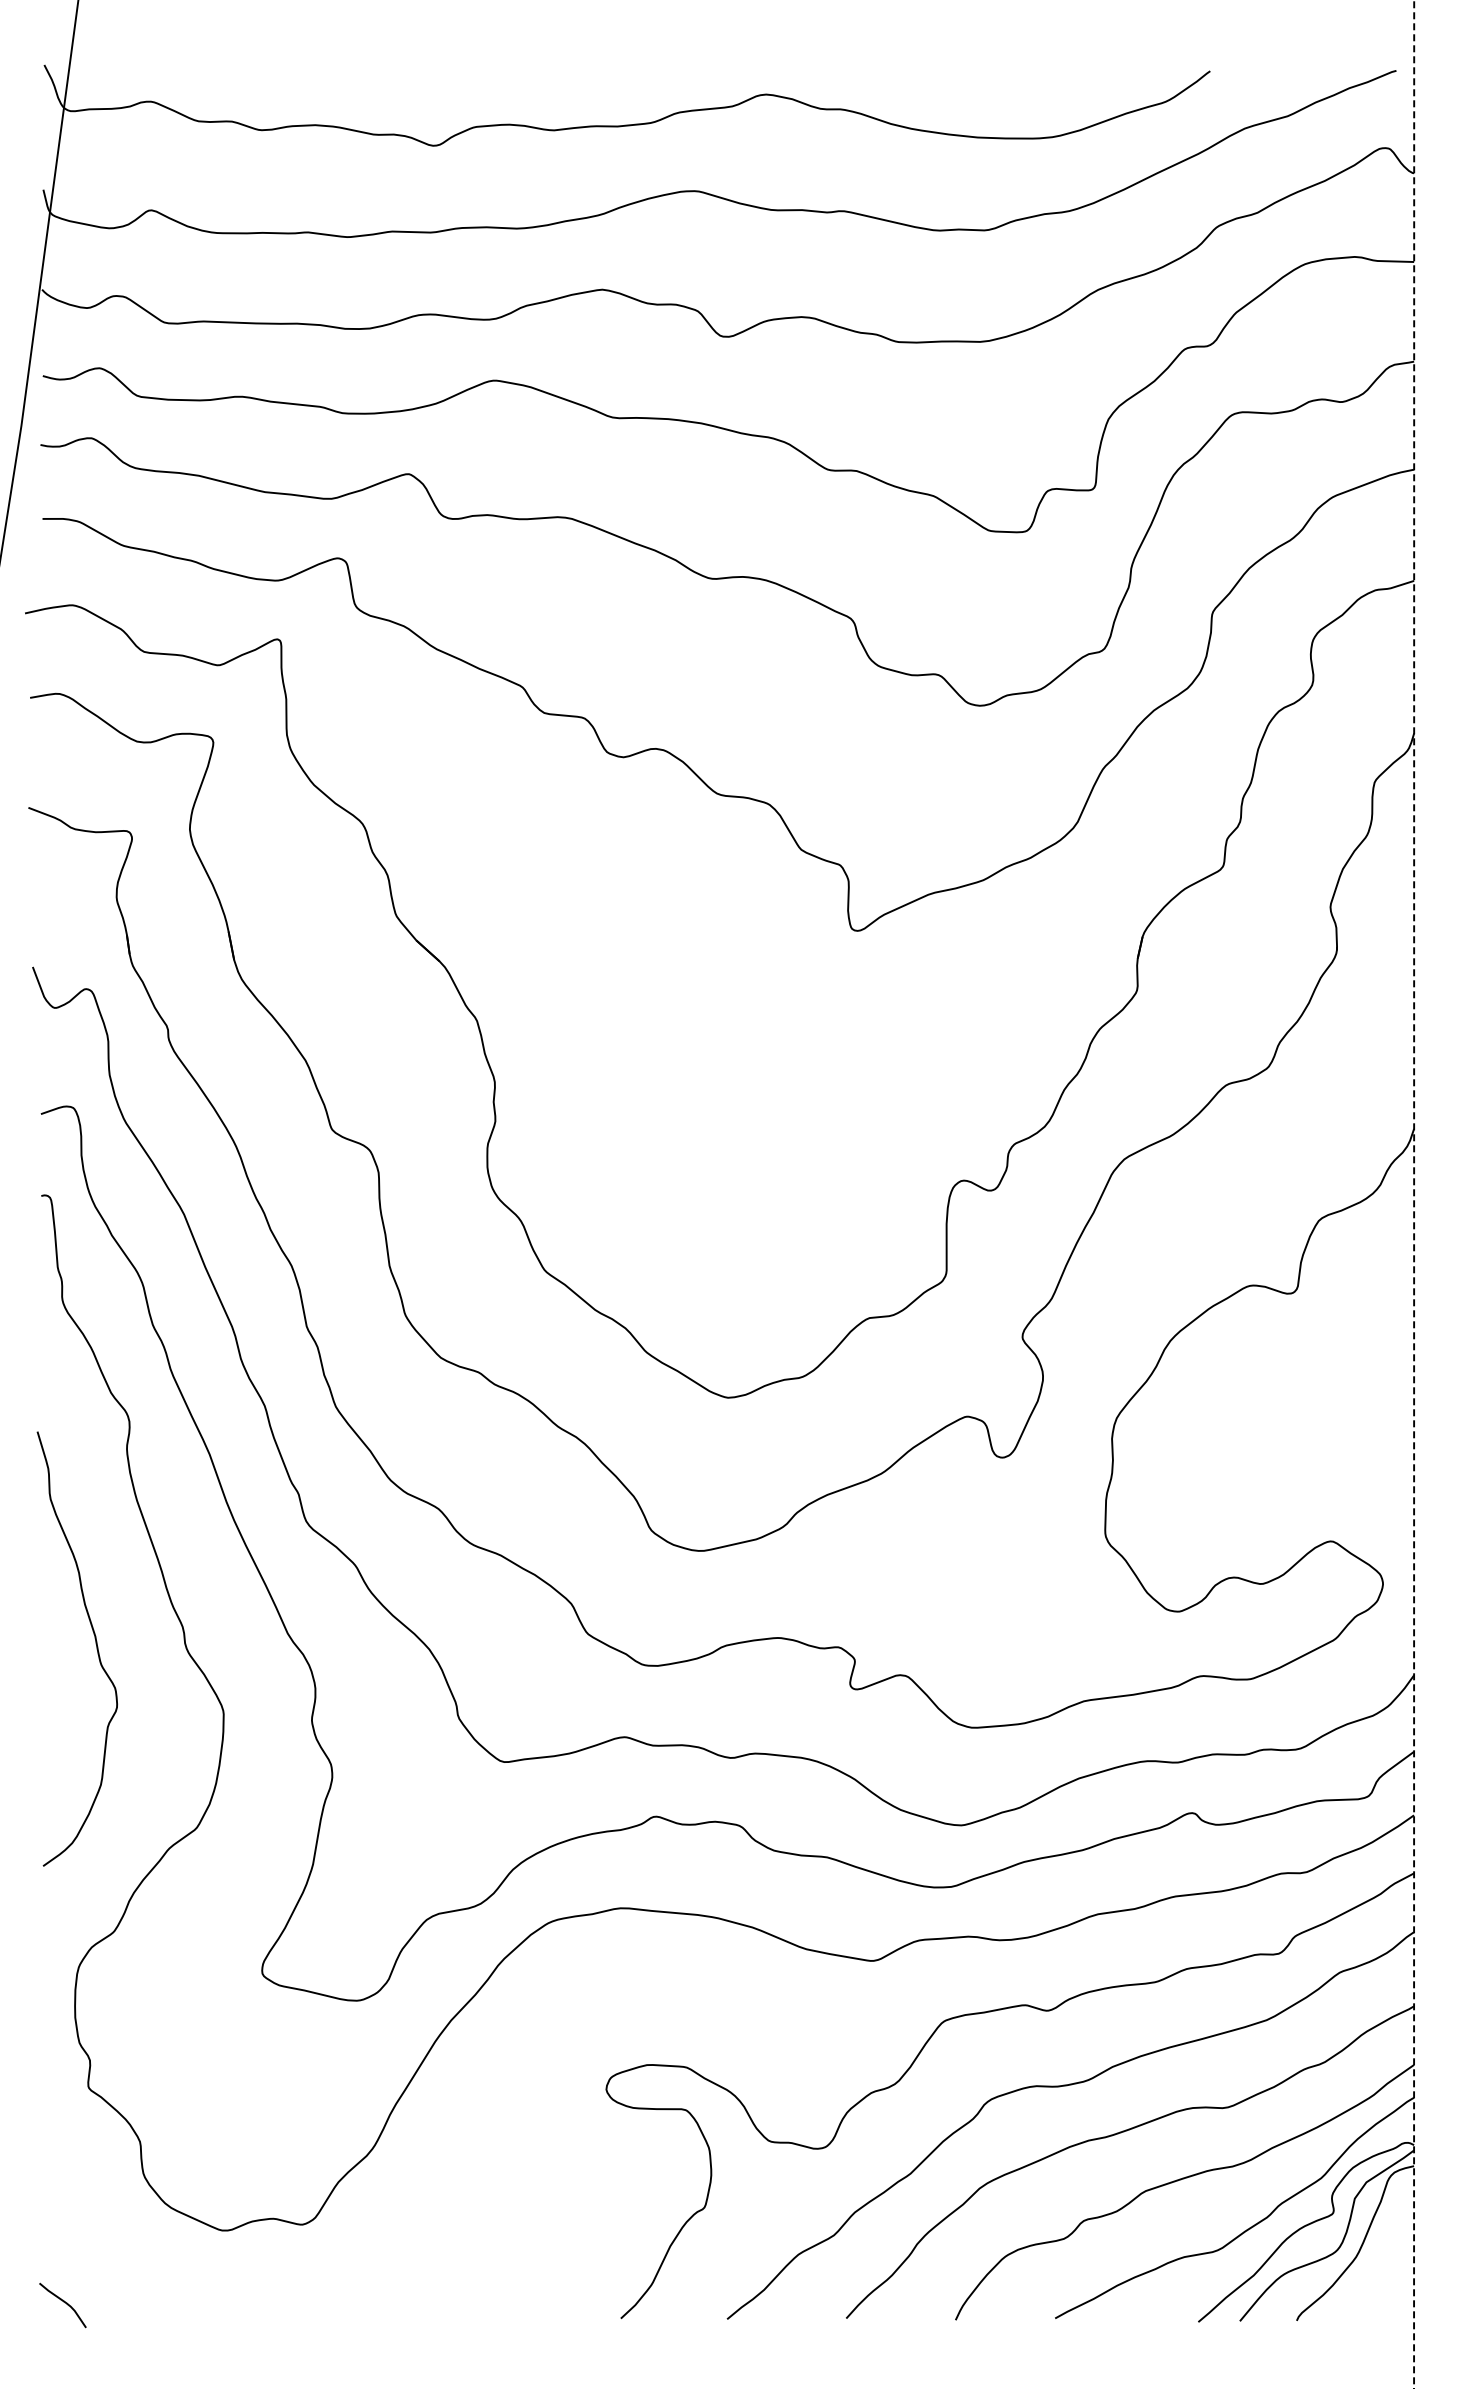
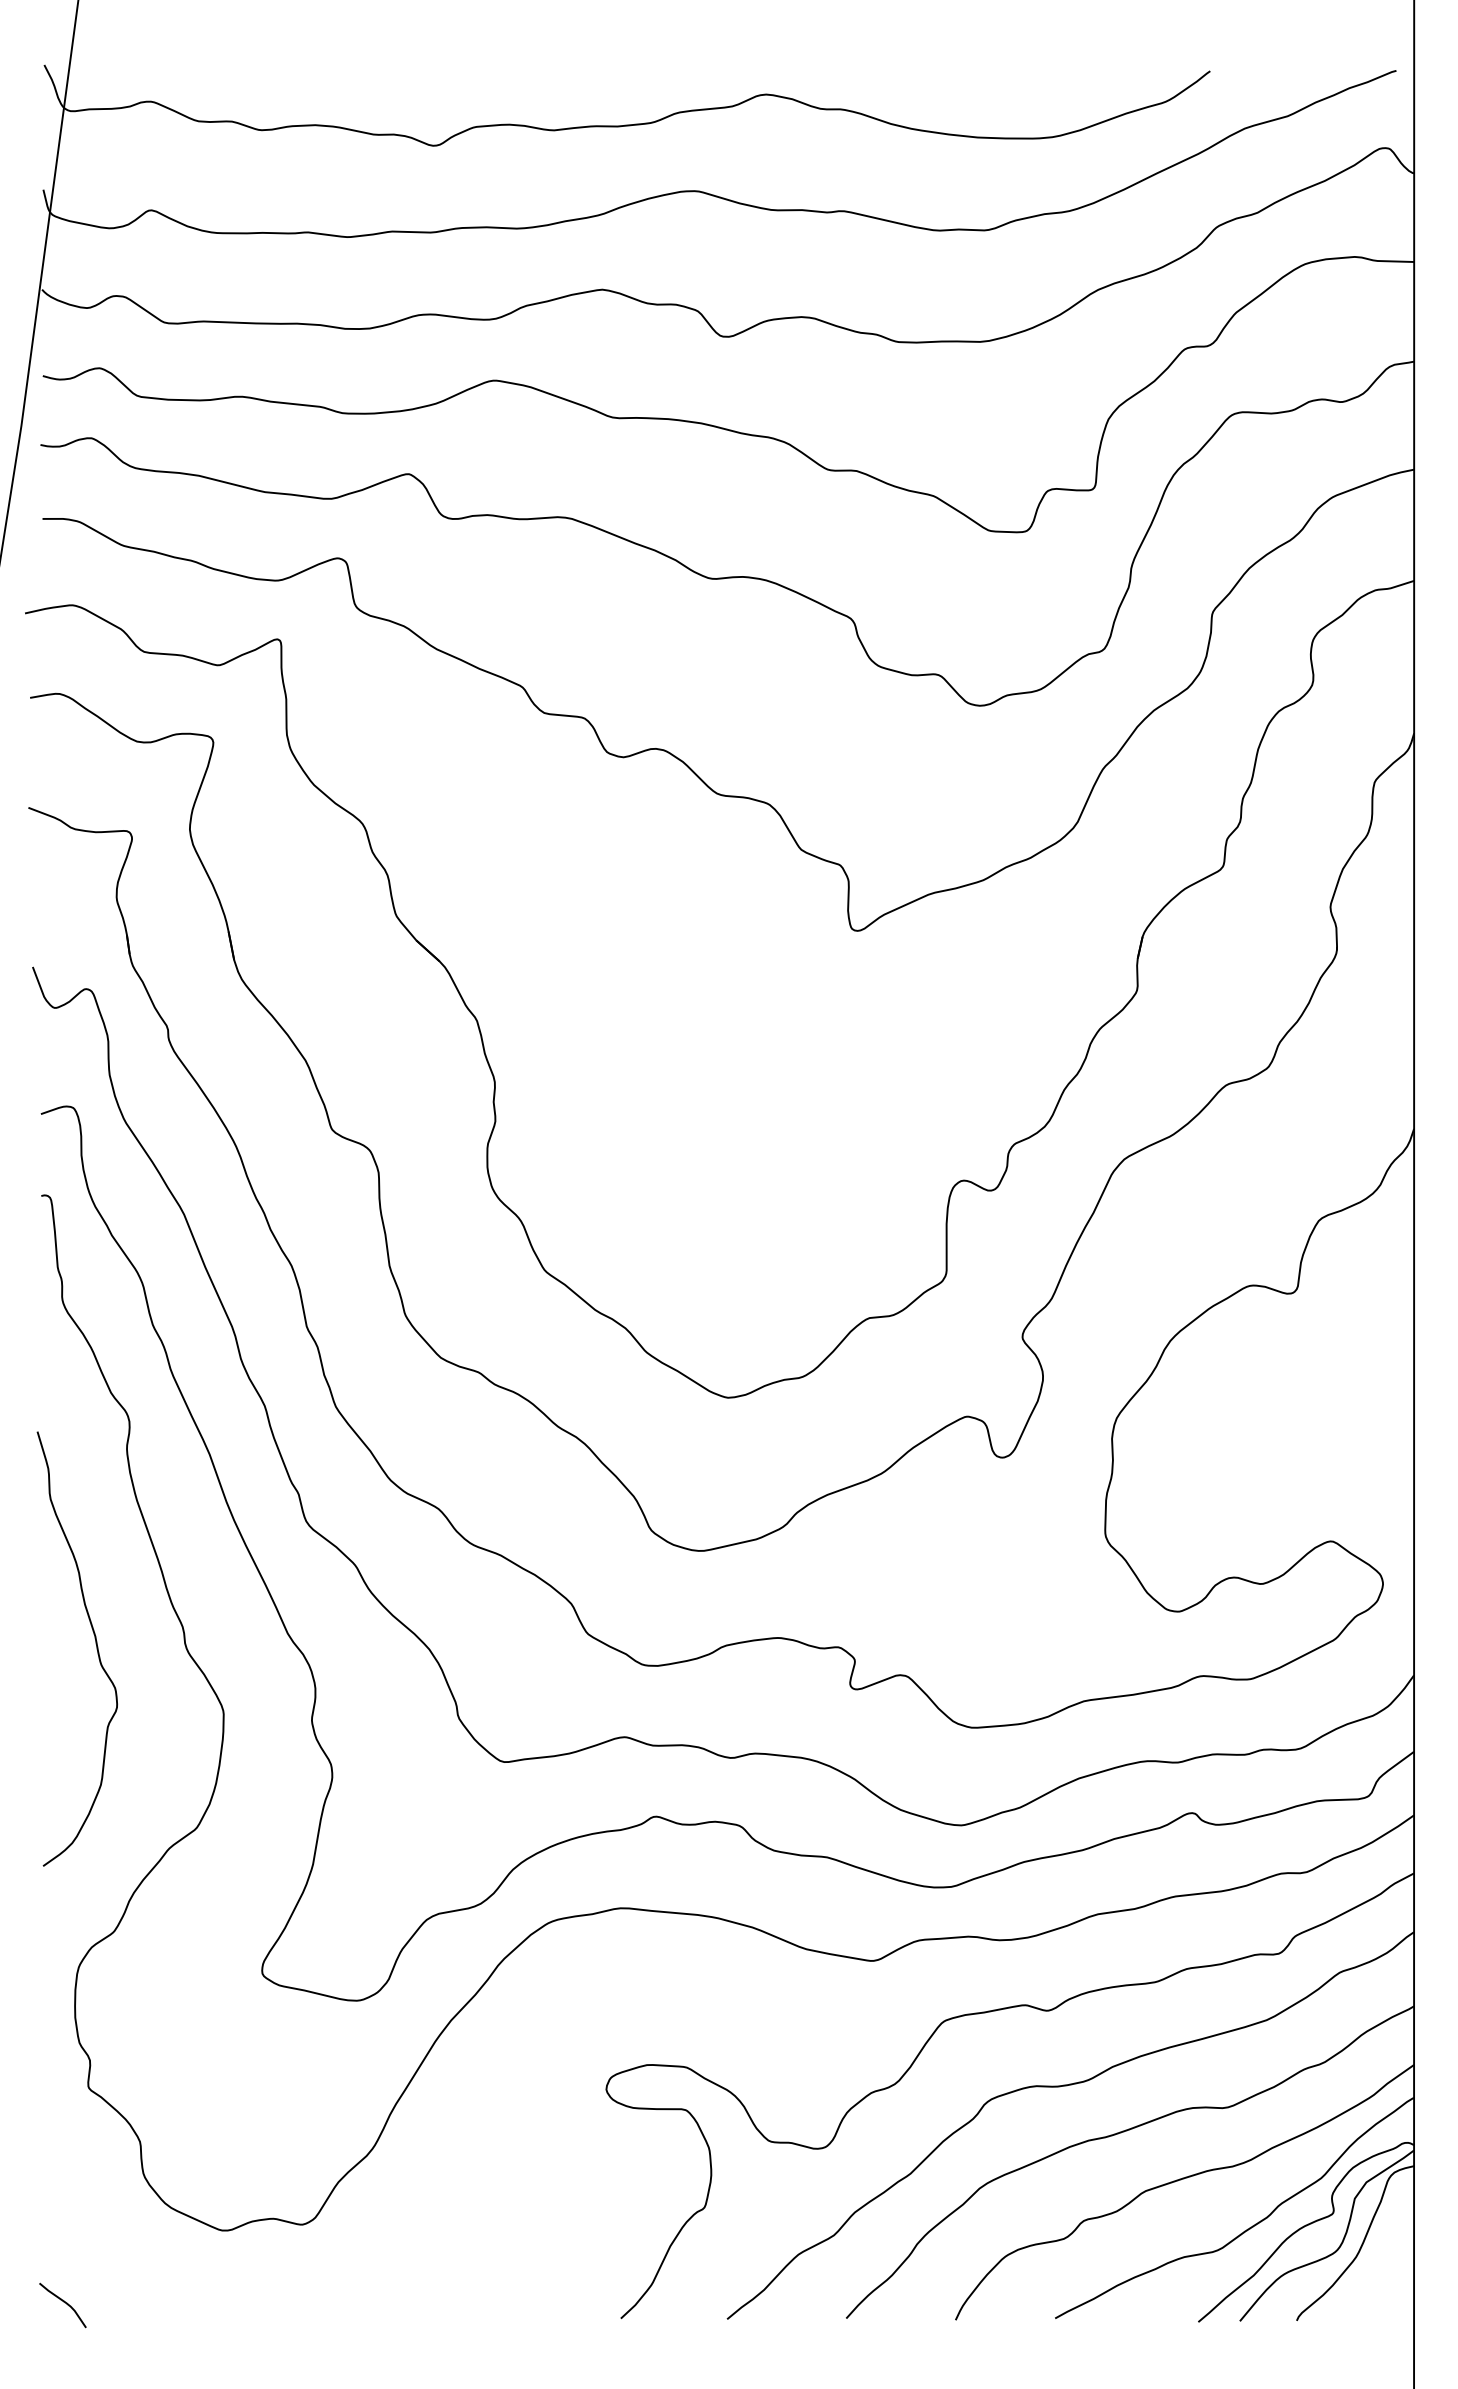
line: dashed -> solid (1414, 1194)
